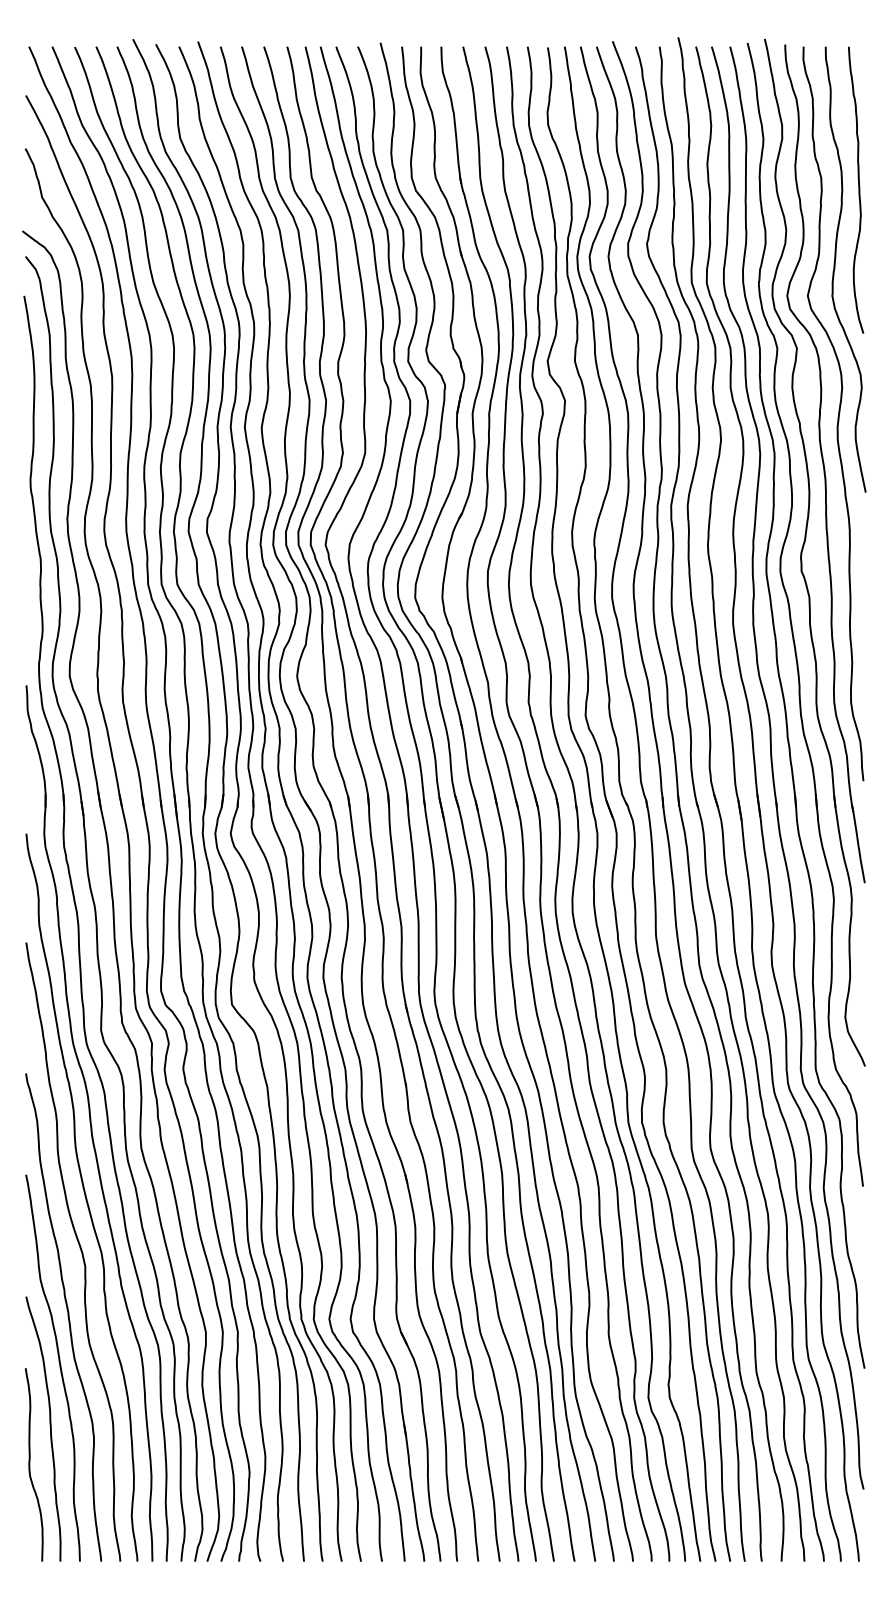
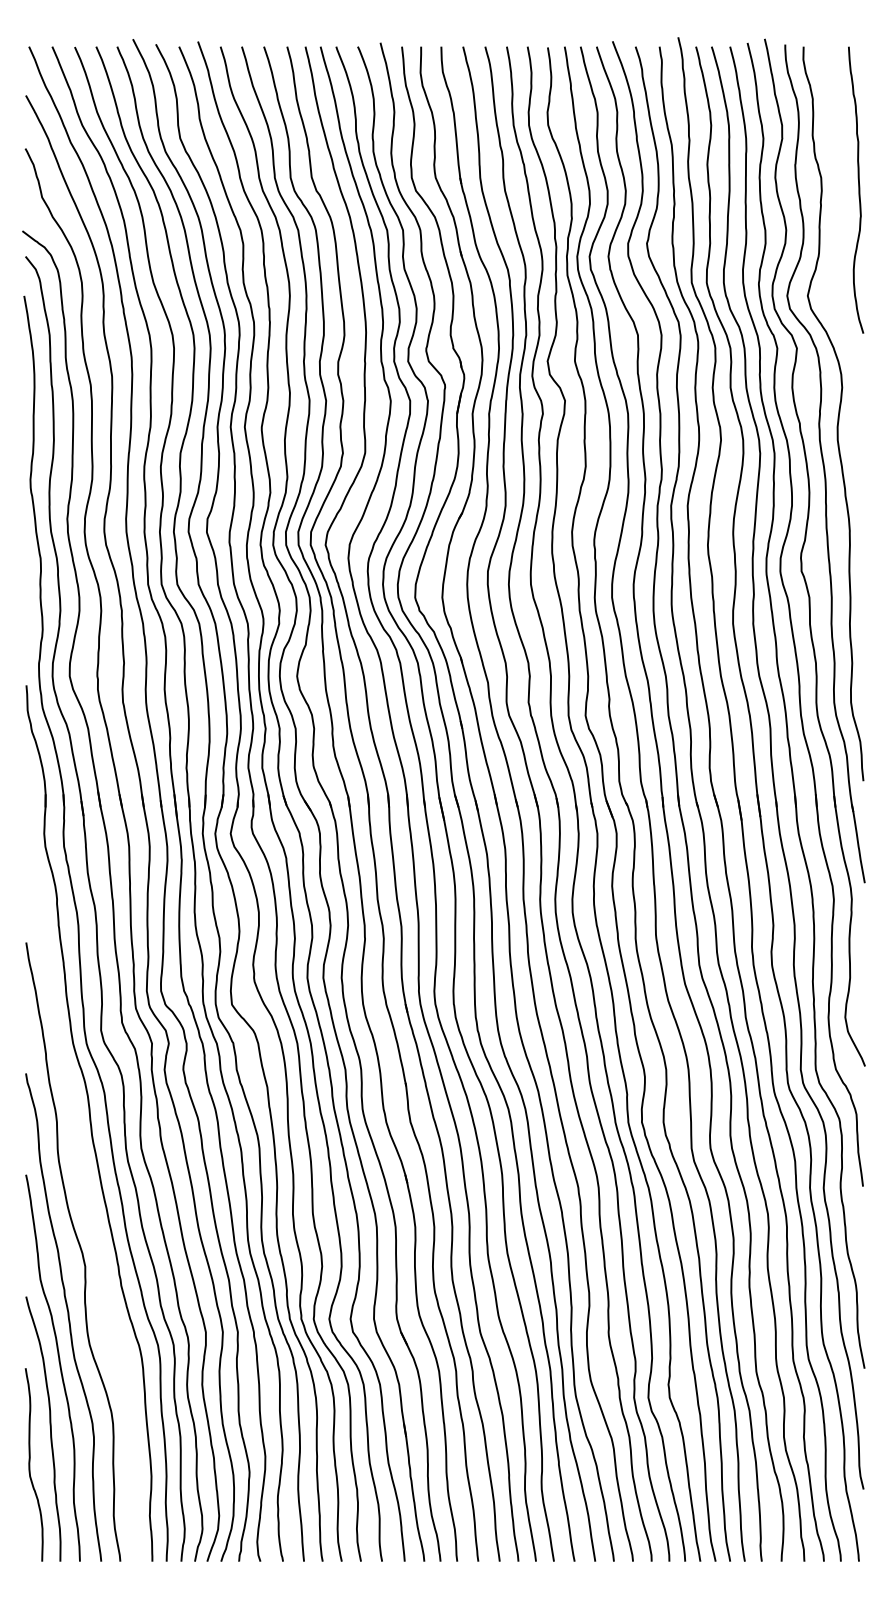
curve: present -> none (835, 269)
curve: present -> none (84, 1196)
